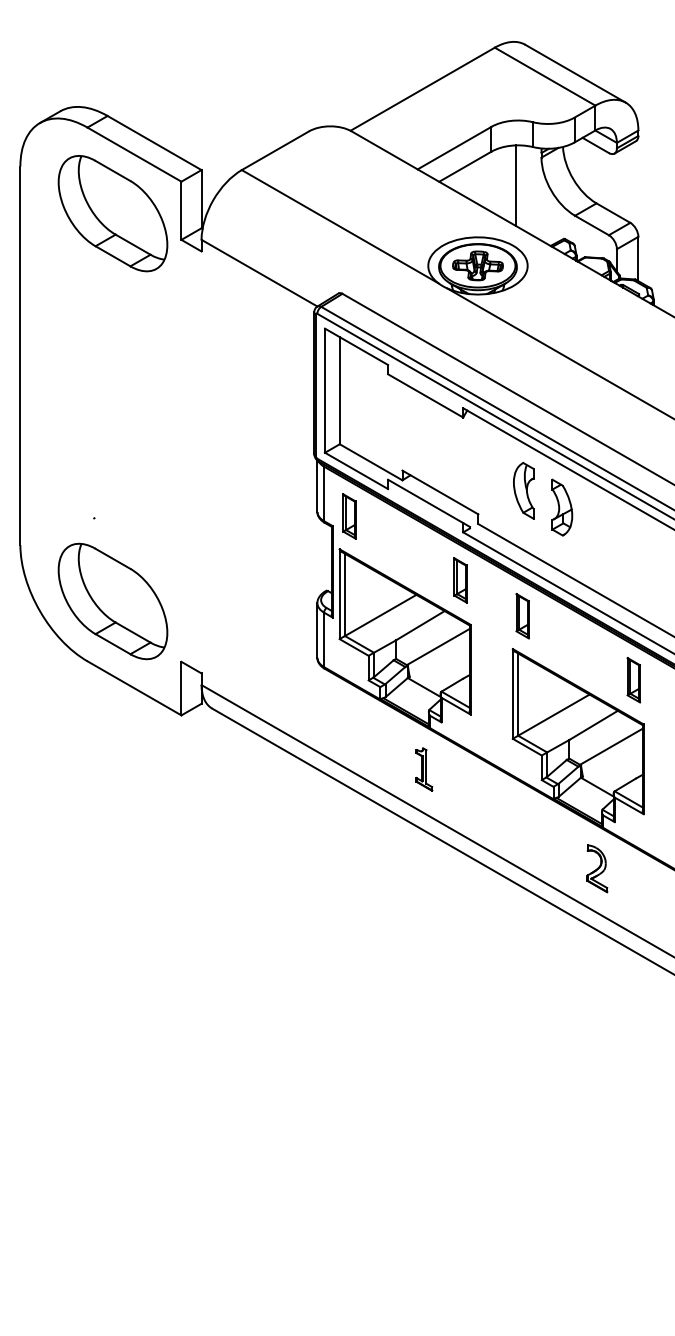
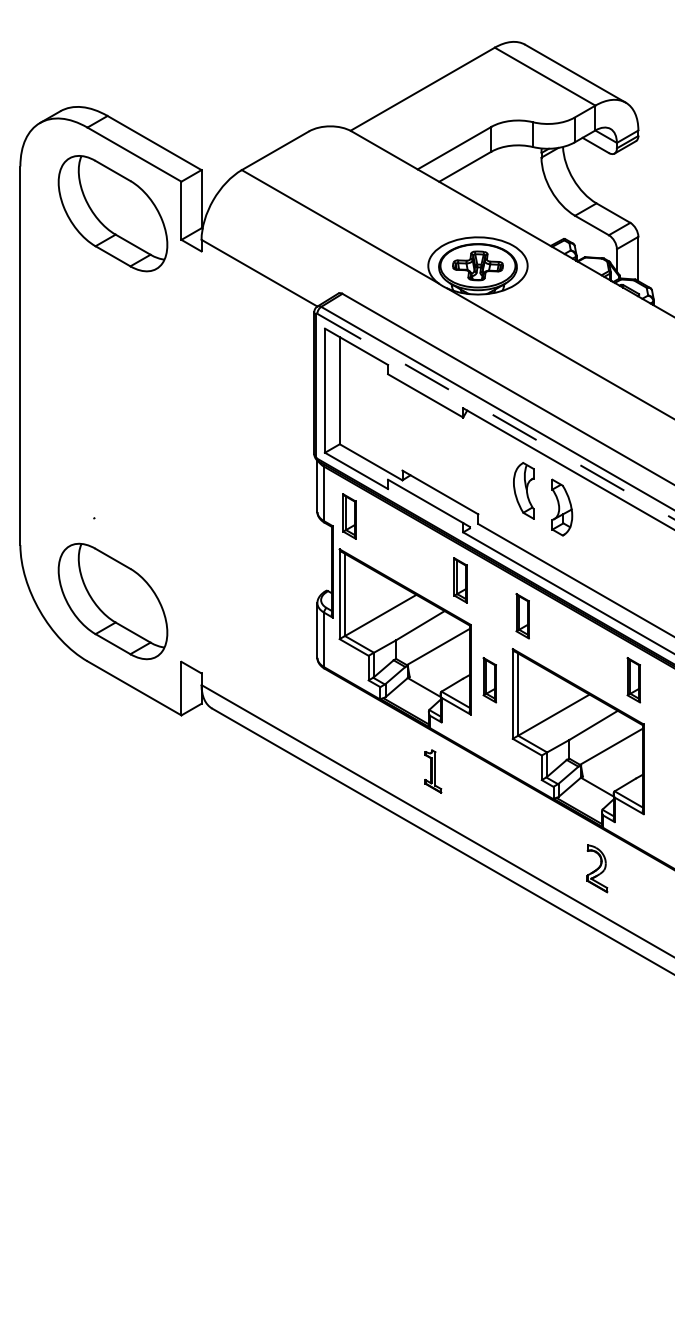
line: present -> none (516, 185)
line: solid -> dashed (495, 416)
part: none -> present (489, 680)
part position: (424, 769) -> (433, 771) (433, 771)
